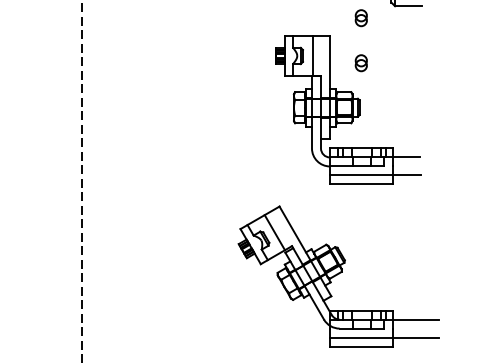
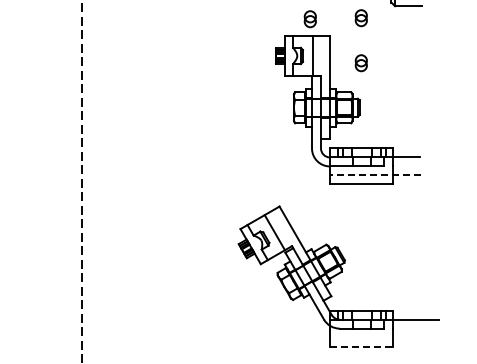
part: none -> present (309, 19)
line: solid -> dashed (374, 175)
line: present -> none (384, 337)
line: solid -> dashed (361, 346)
